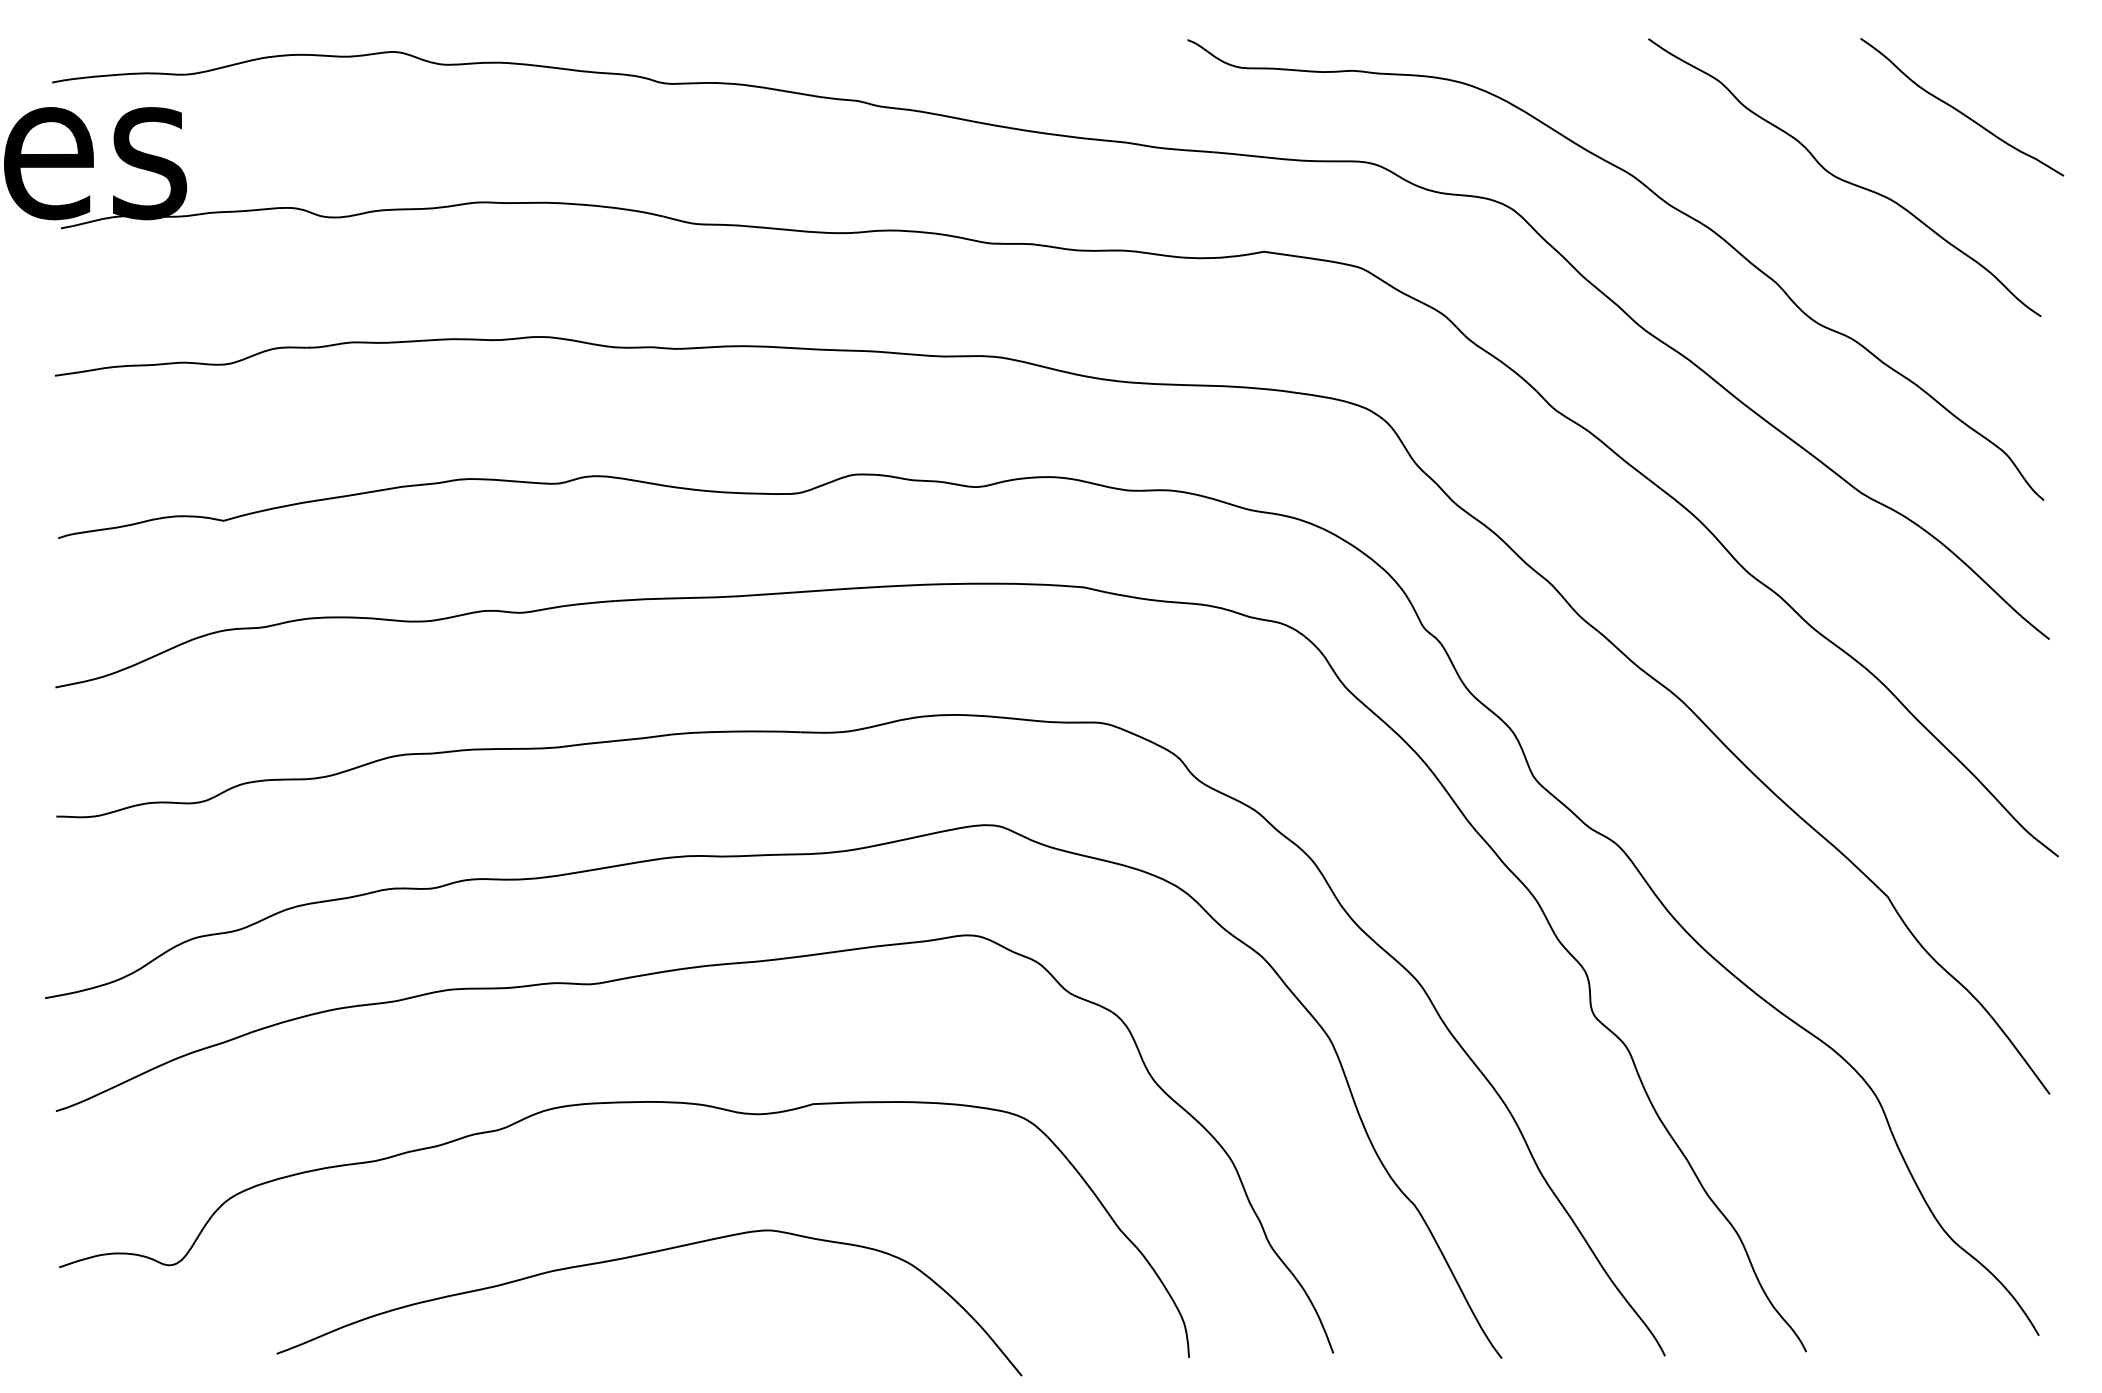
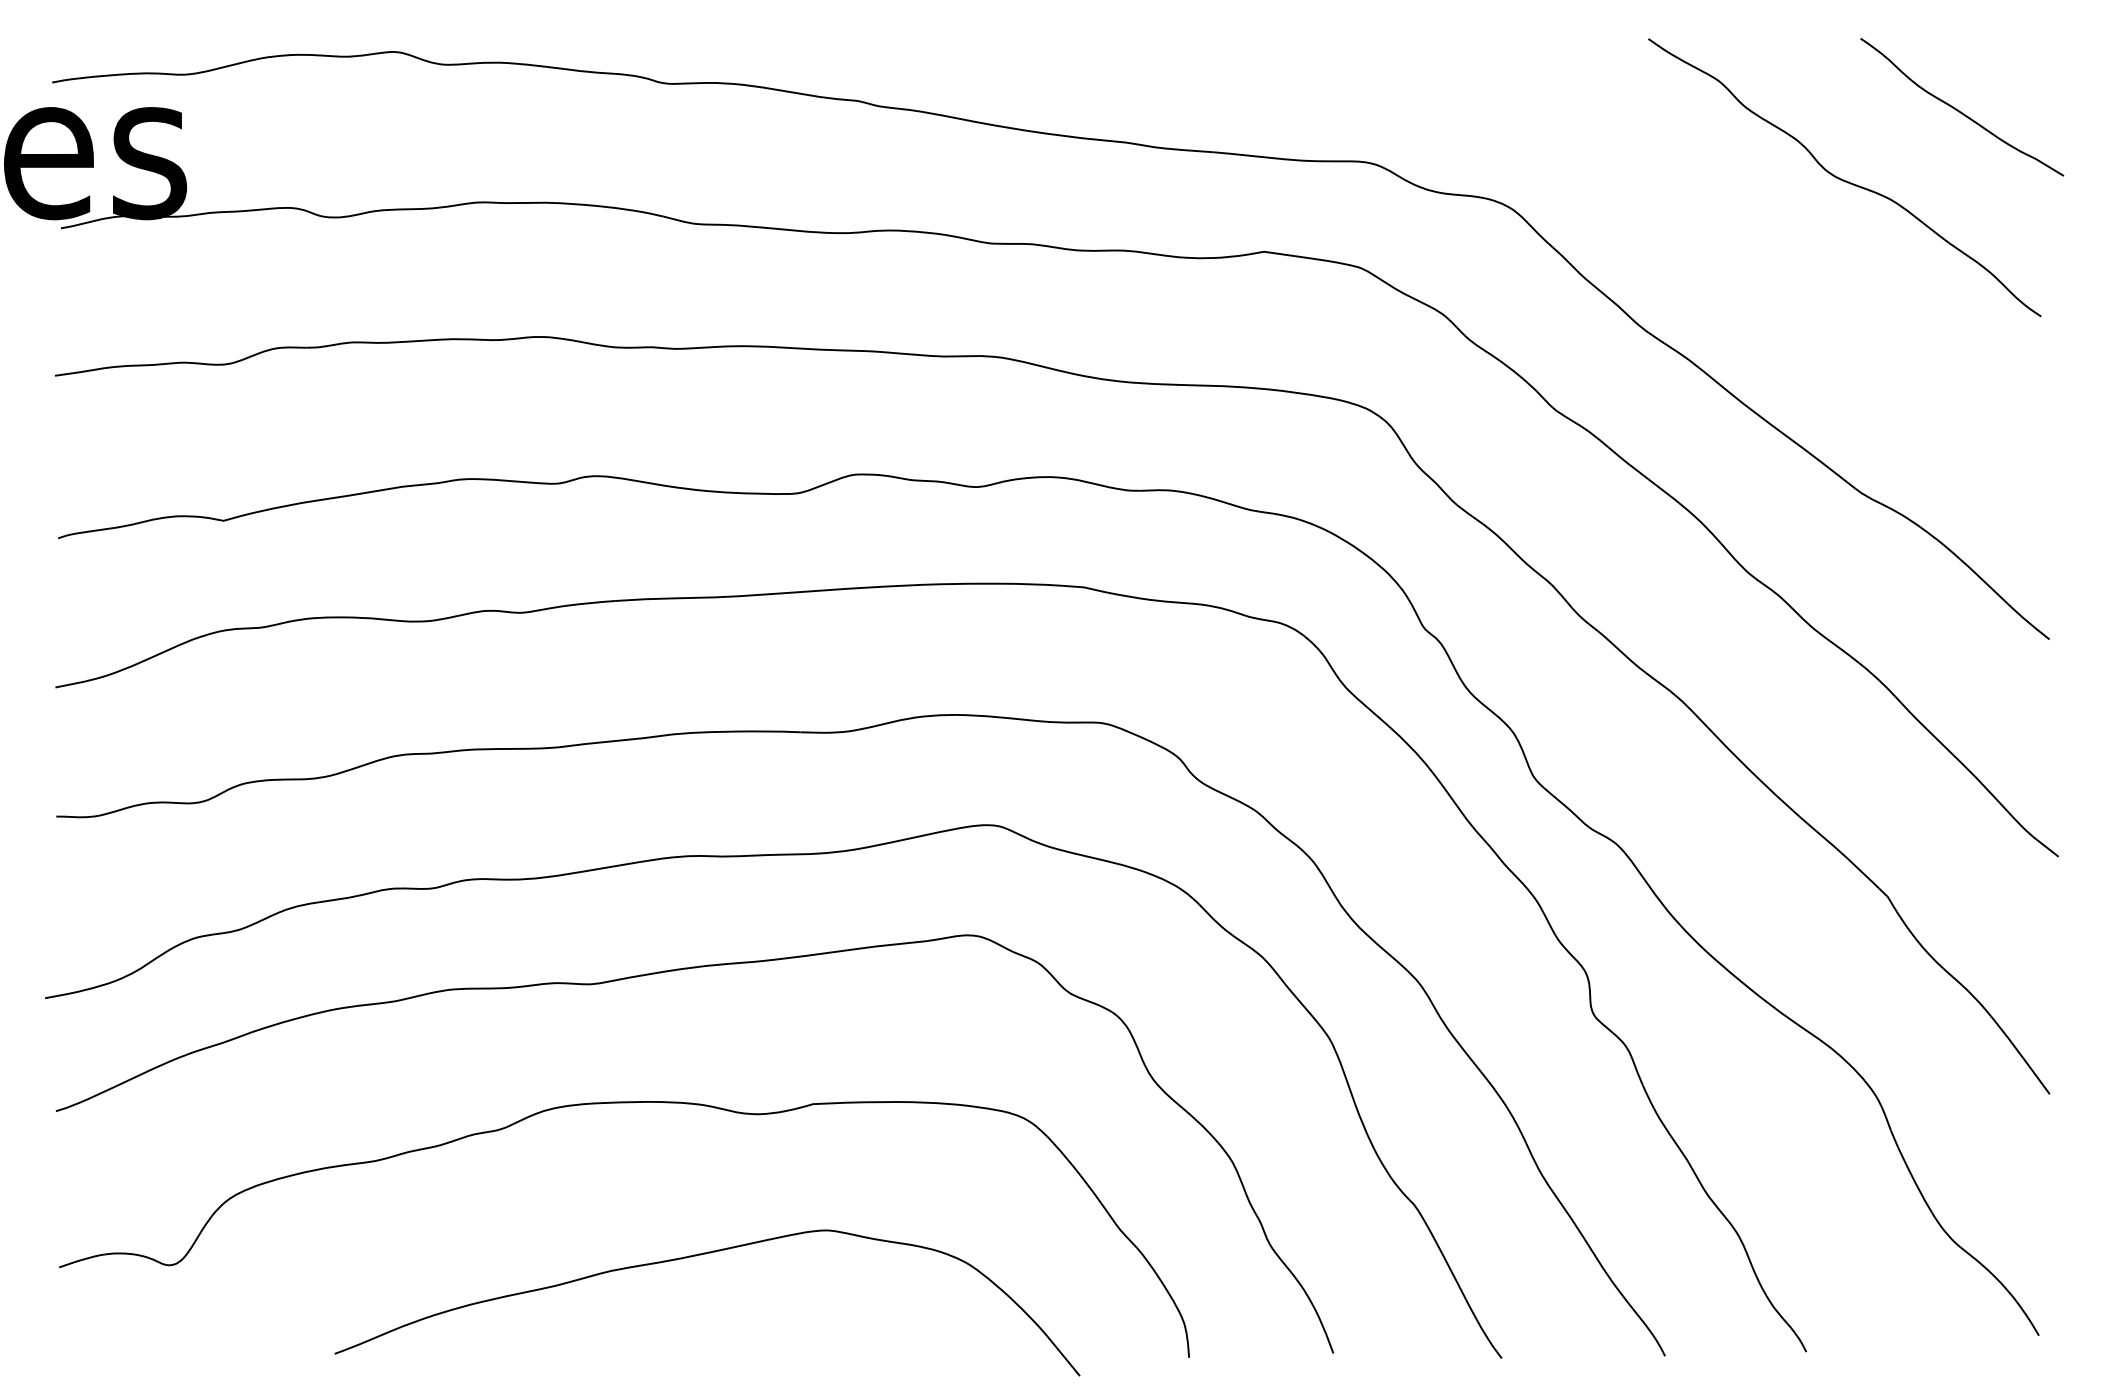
part: present -> none (1665, 203)
curve position: (638, 1256) -> (696, 1256) (696, 1256)
